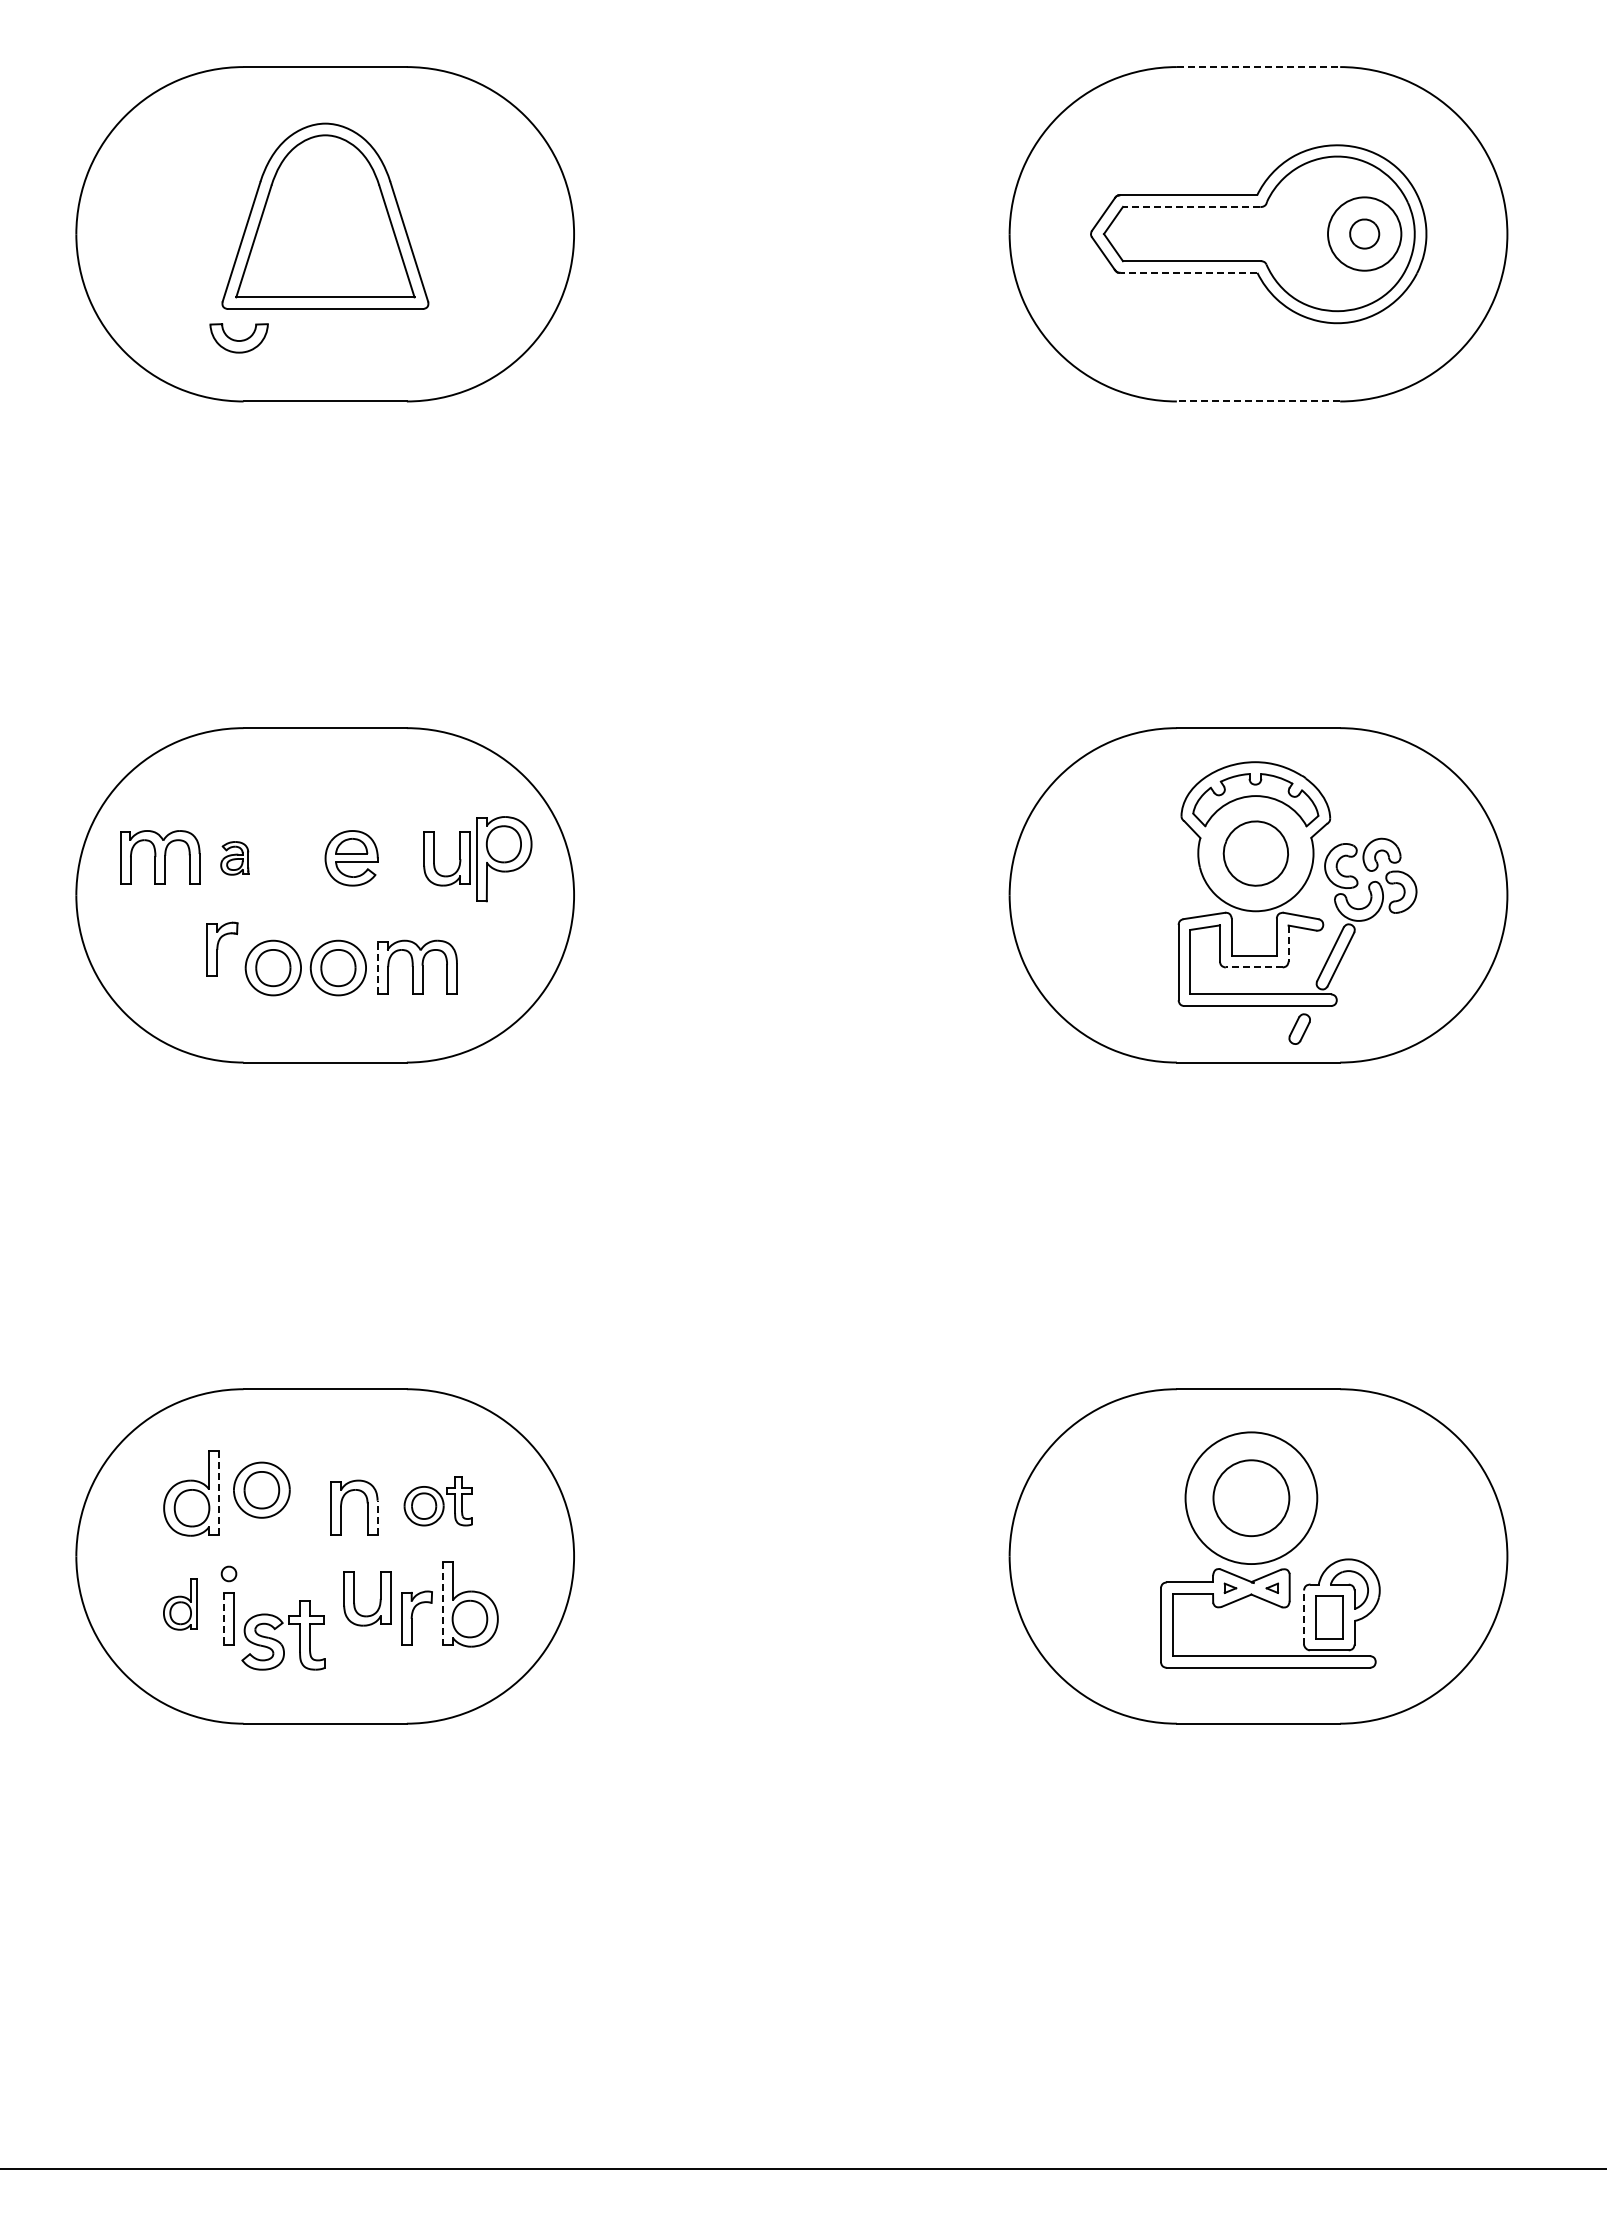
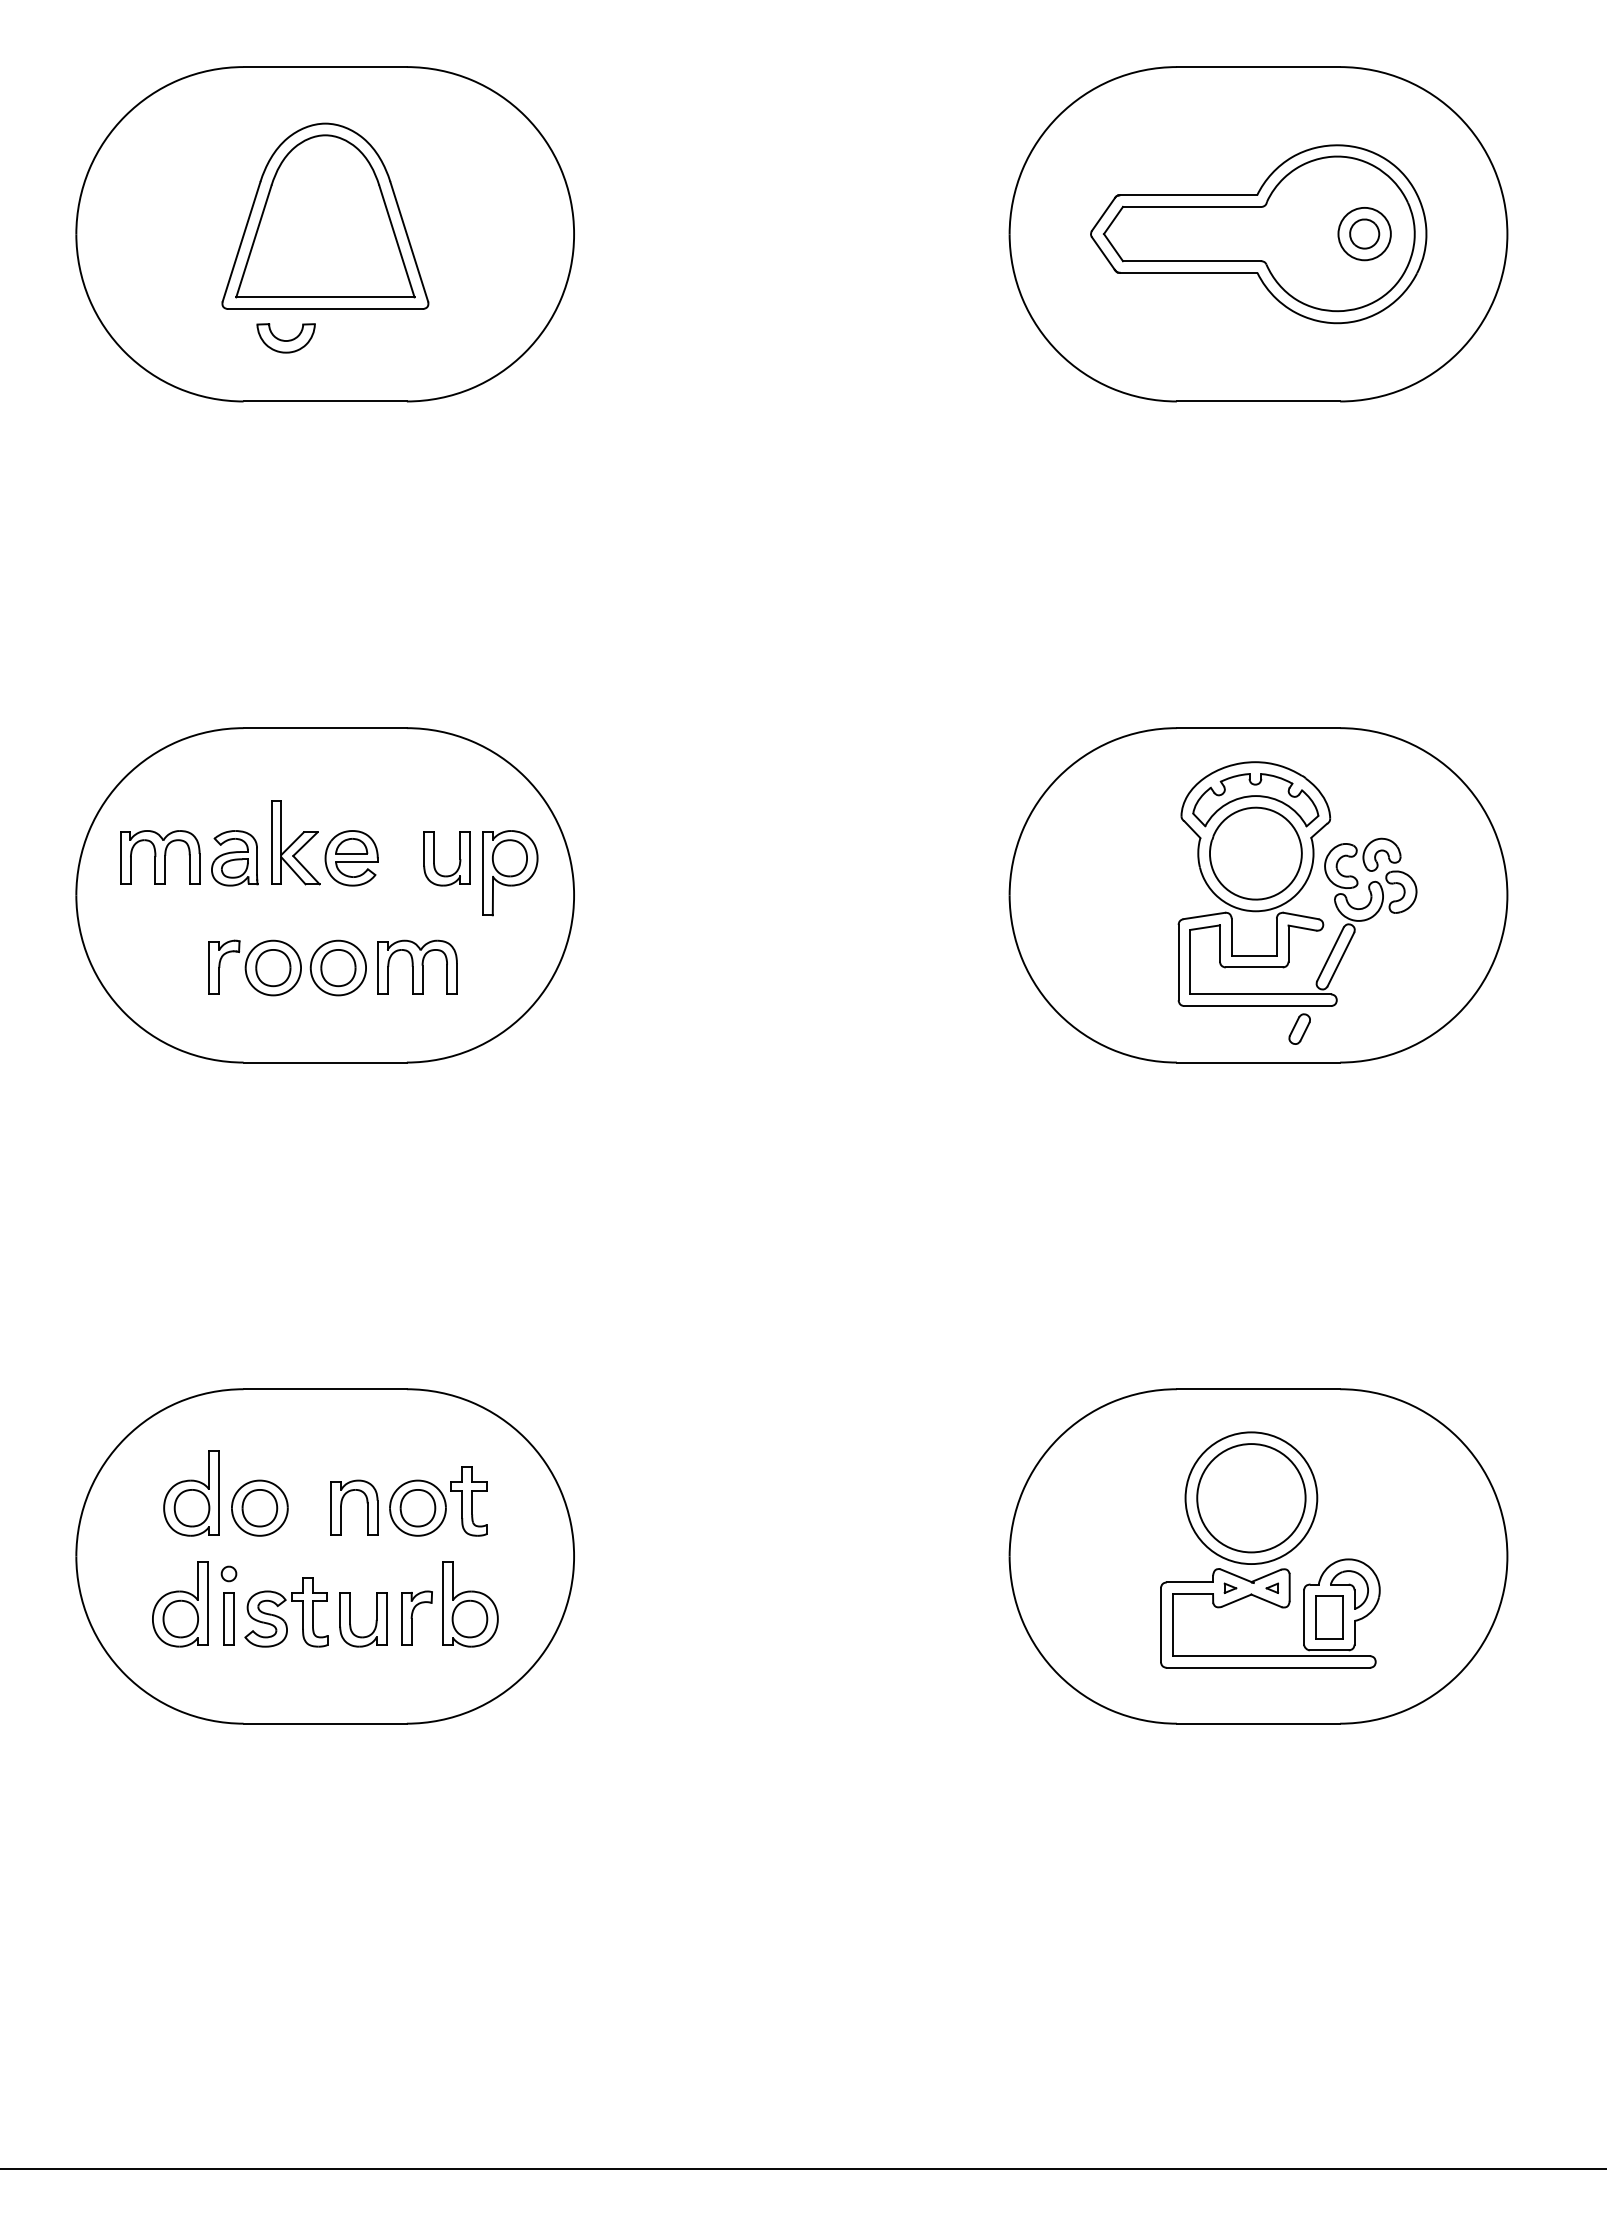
line: dashed -> solid (1258, 67)
line: dashed -> solid (1191, 206)
circle diameter: 73 px -> 52 px (1364, 233)
line: dashed -> solid (1188, 272)
part position: (238, 338) -> (285, 338) (285, 338)
line: dashed -> solid (1258, 401)
part: none -> present (295, 842)
part size: 67x67 px -> 94x95 px (1255, 853)
part size: 30x35 px -> 48x57 px (234, 858)
part position: (504, 859) -> (510, 873) (510, 873)
line: dashed -> solid (1288, 943)
part position: (222, 948) -> (224, 966) (224, 966)
line: dashed -> solid (378, 967)
line: dashed -> solid (1253, 967)
part position: (261, 1489) -> (259, 1507) (259, 1507)
line: dashed -> solid (219, 1492)
circle diameter: 76 px -> 108 px (1251, 1498)
part size: 70x51 px -> 99x71 px (438, 1501)
line: dashed -> solid (377, 1517)
part position: (379, 1599) -> (375, 1620) (375, 1620)
line: dashed -> solid (442, 1603)
part size: 35x53 px -> 57x87 px (180, 1604)
line: dashed -> solid (1304, 1617)
line: dashed -> solid (224, 1619)
part position: (278, 1640) -> (281, 1617) (281, 1617)
